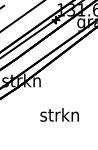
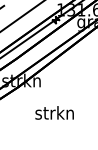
text position: (59, 114) -> (54, 112) (54, 112)
